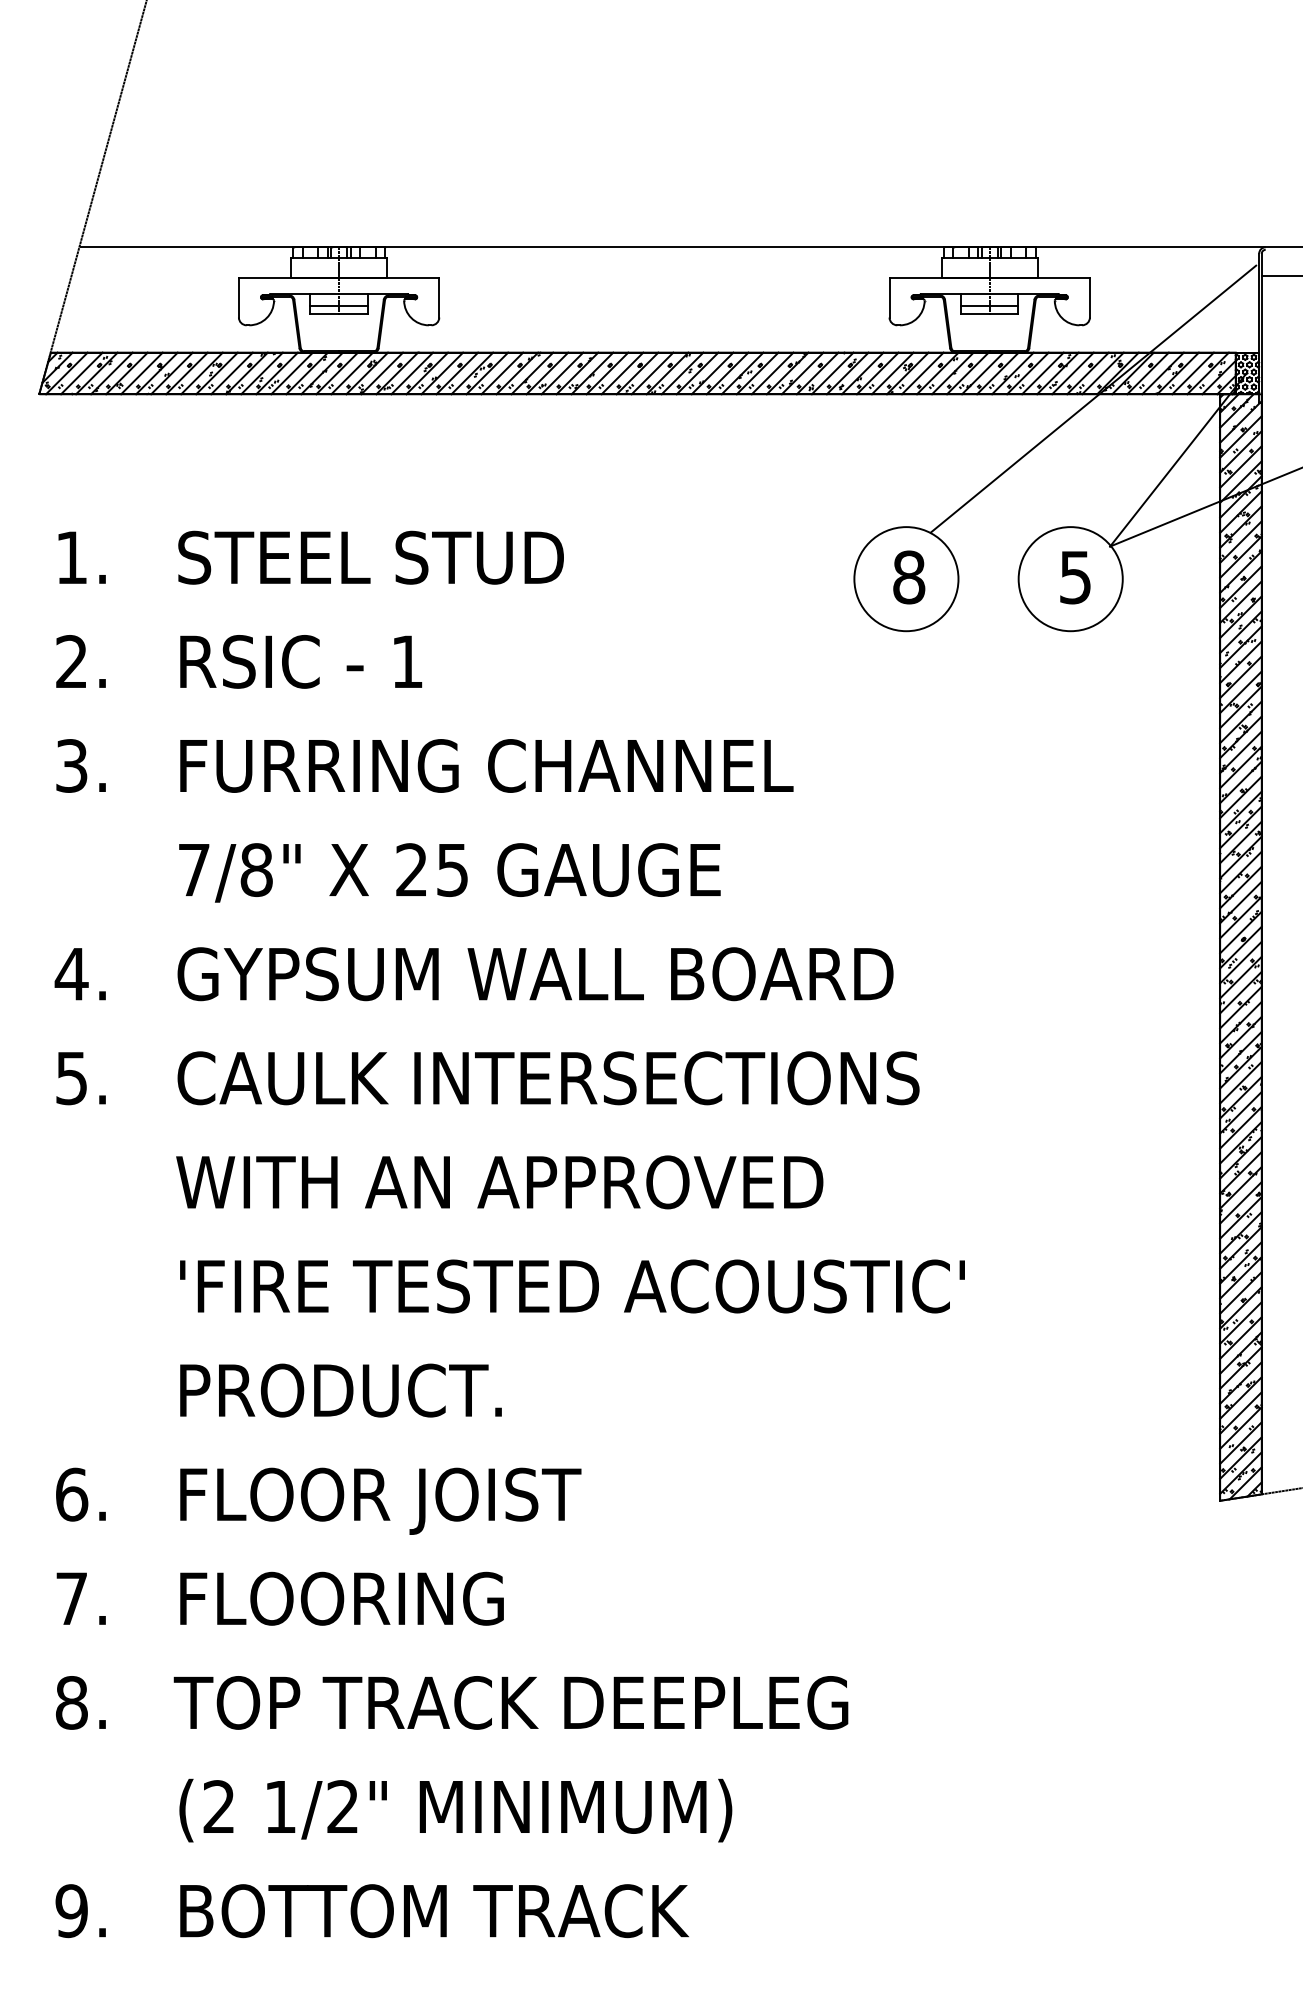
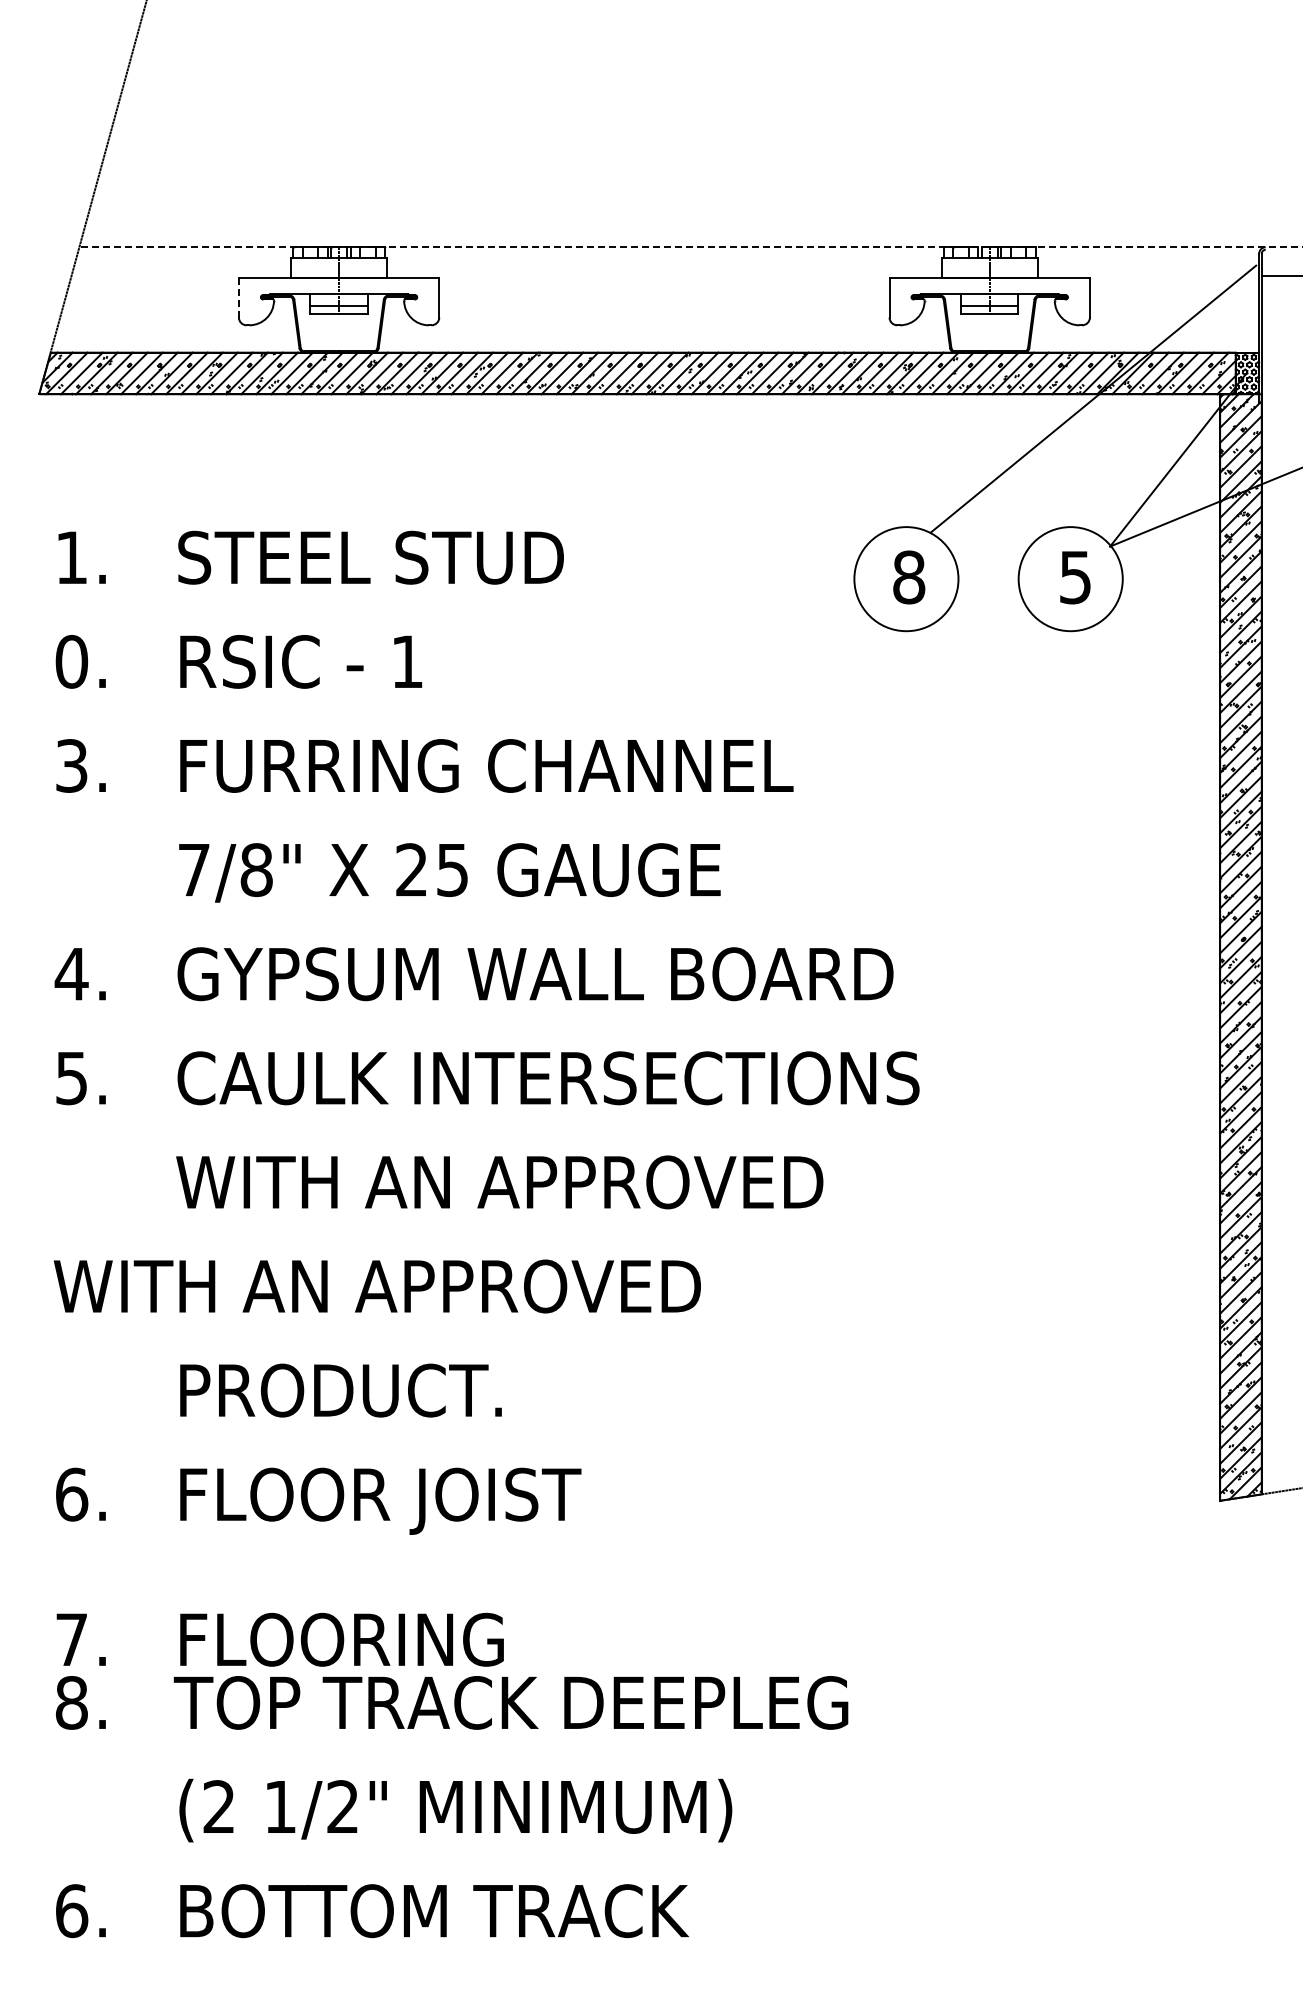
line: solid -> dashed (691, 247)
line: solid -> dashed (238, 297)
text: 2. -> 0. (71, 661)
text: 'FIRE TESTED ACOUSTIC' -> WITH AN APPROVED (508, 1286)
text position: (279, 1598) -> (279, 1639) (279, 1639)
text: 9. -> 6. (71, 1911)
